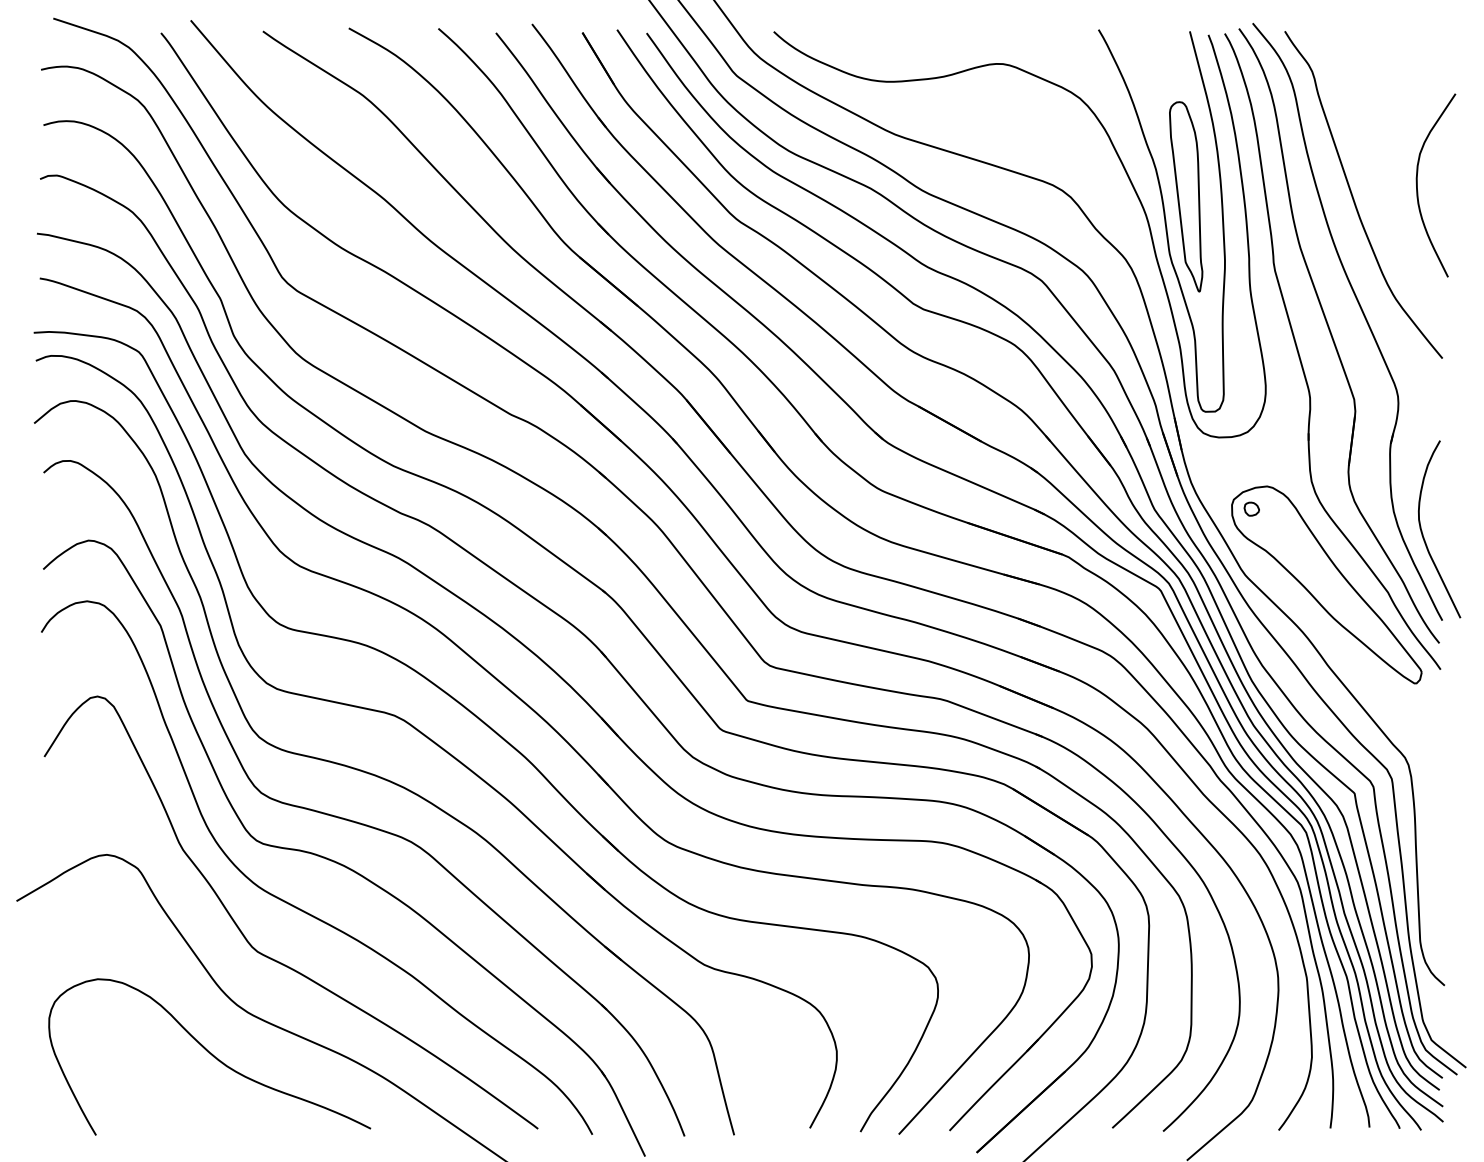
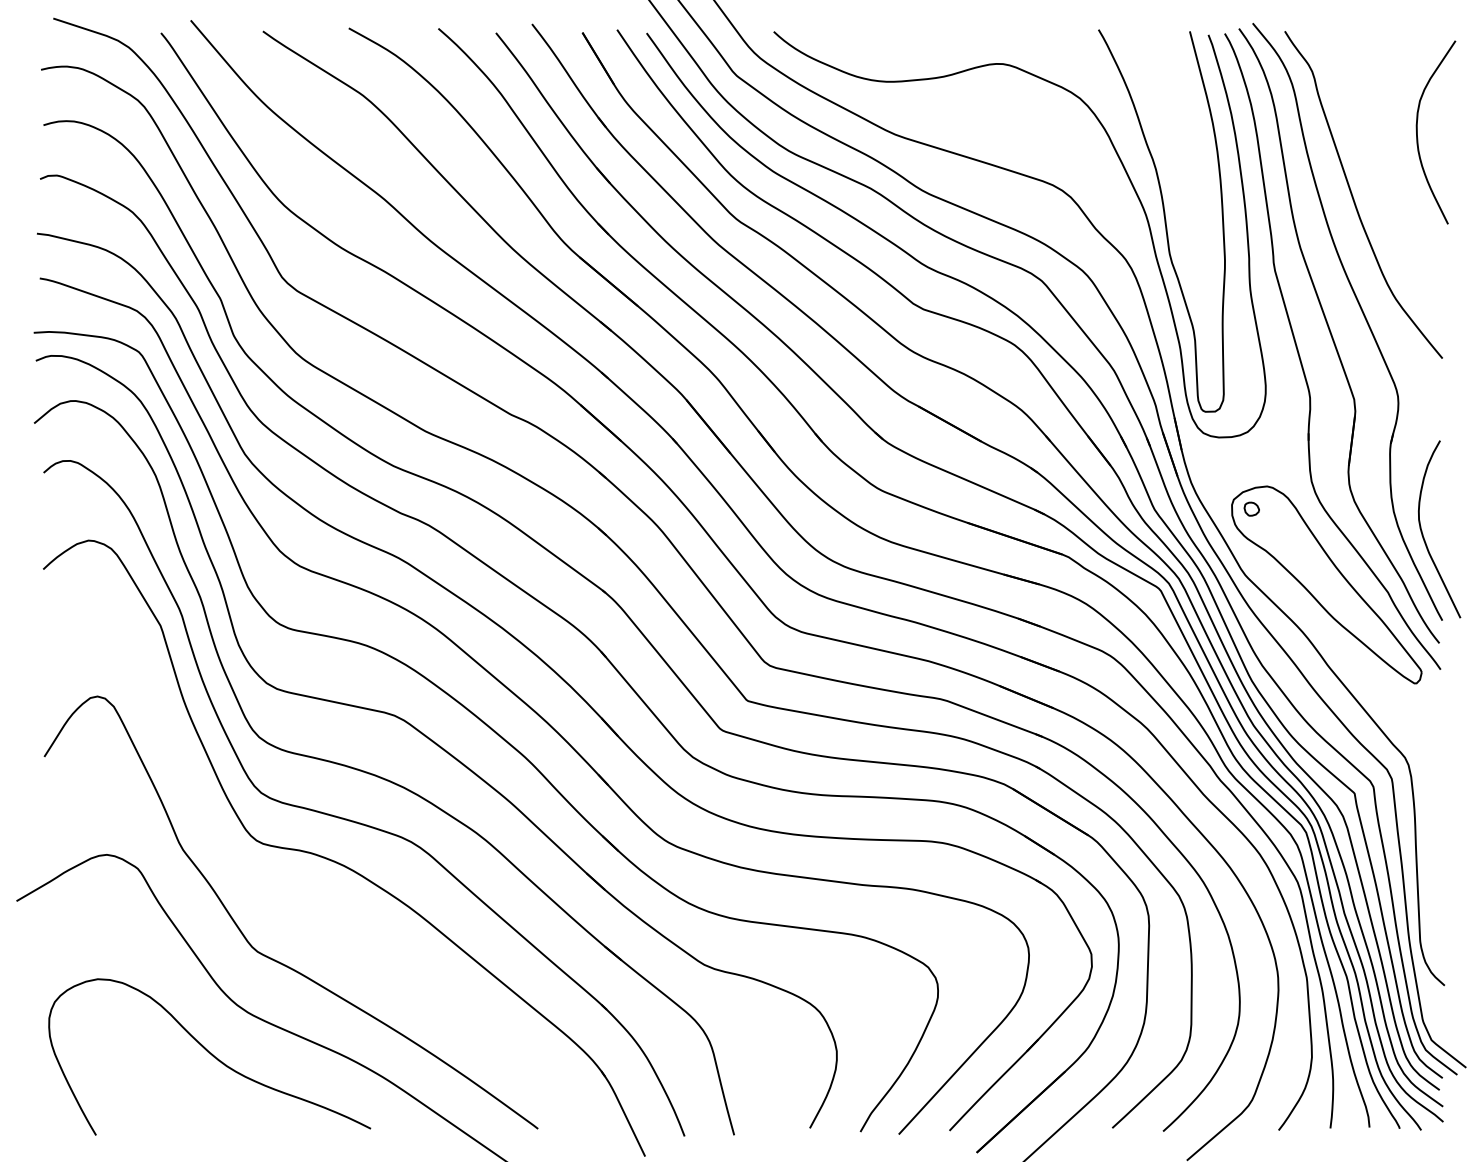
curve position: (1417, 185) -> (1417, 132) (1417, 132)
part: present -> none (1186, 196)
curve: present -> none (298, 907)
